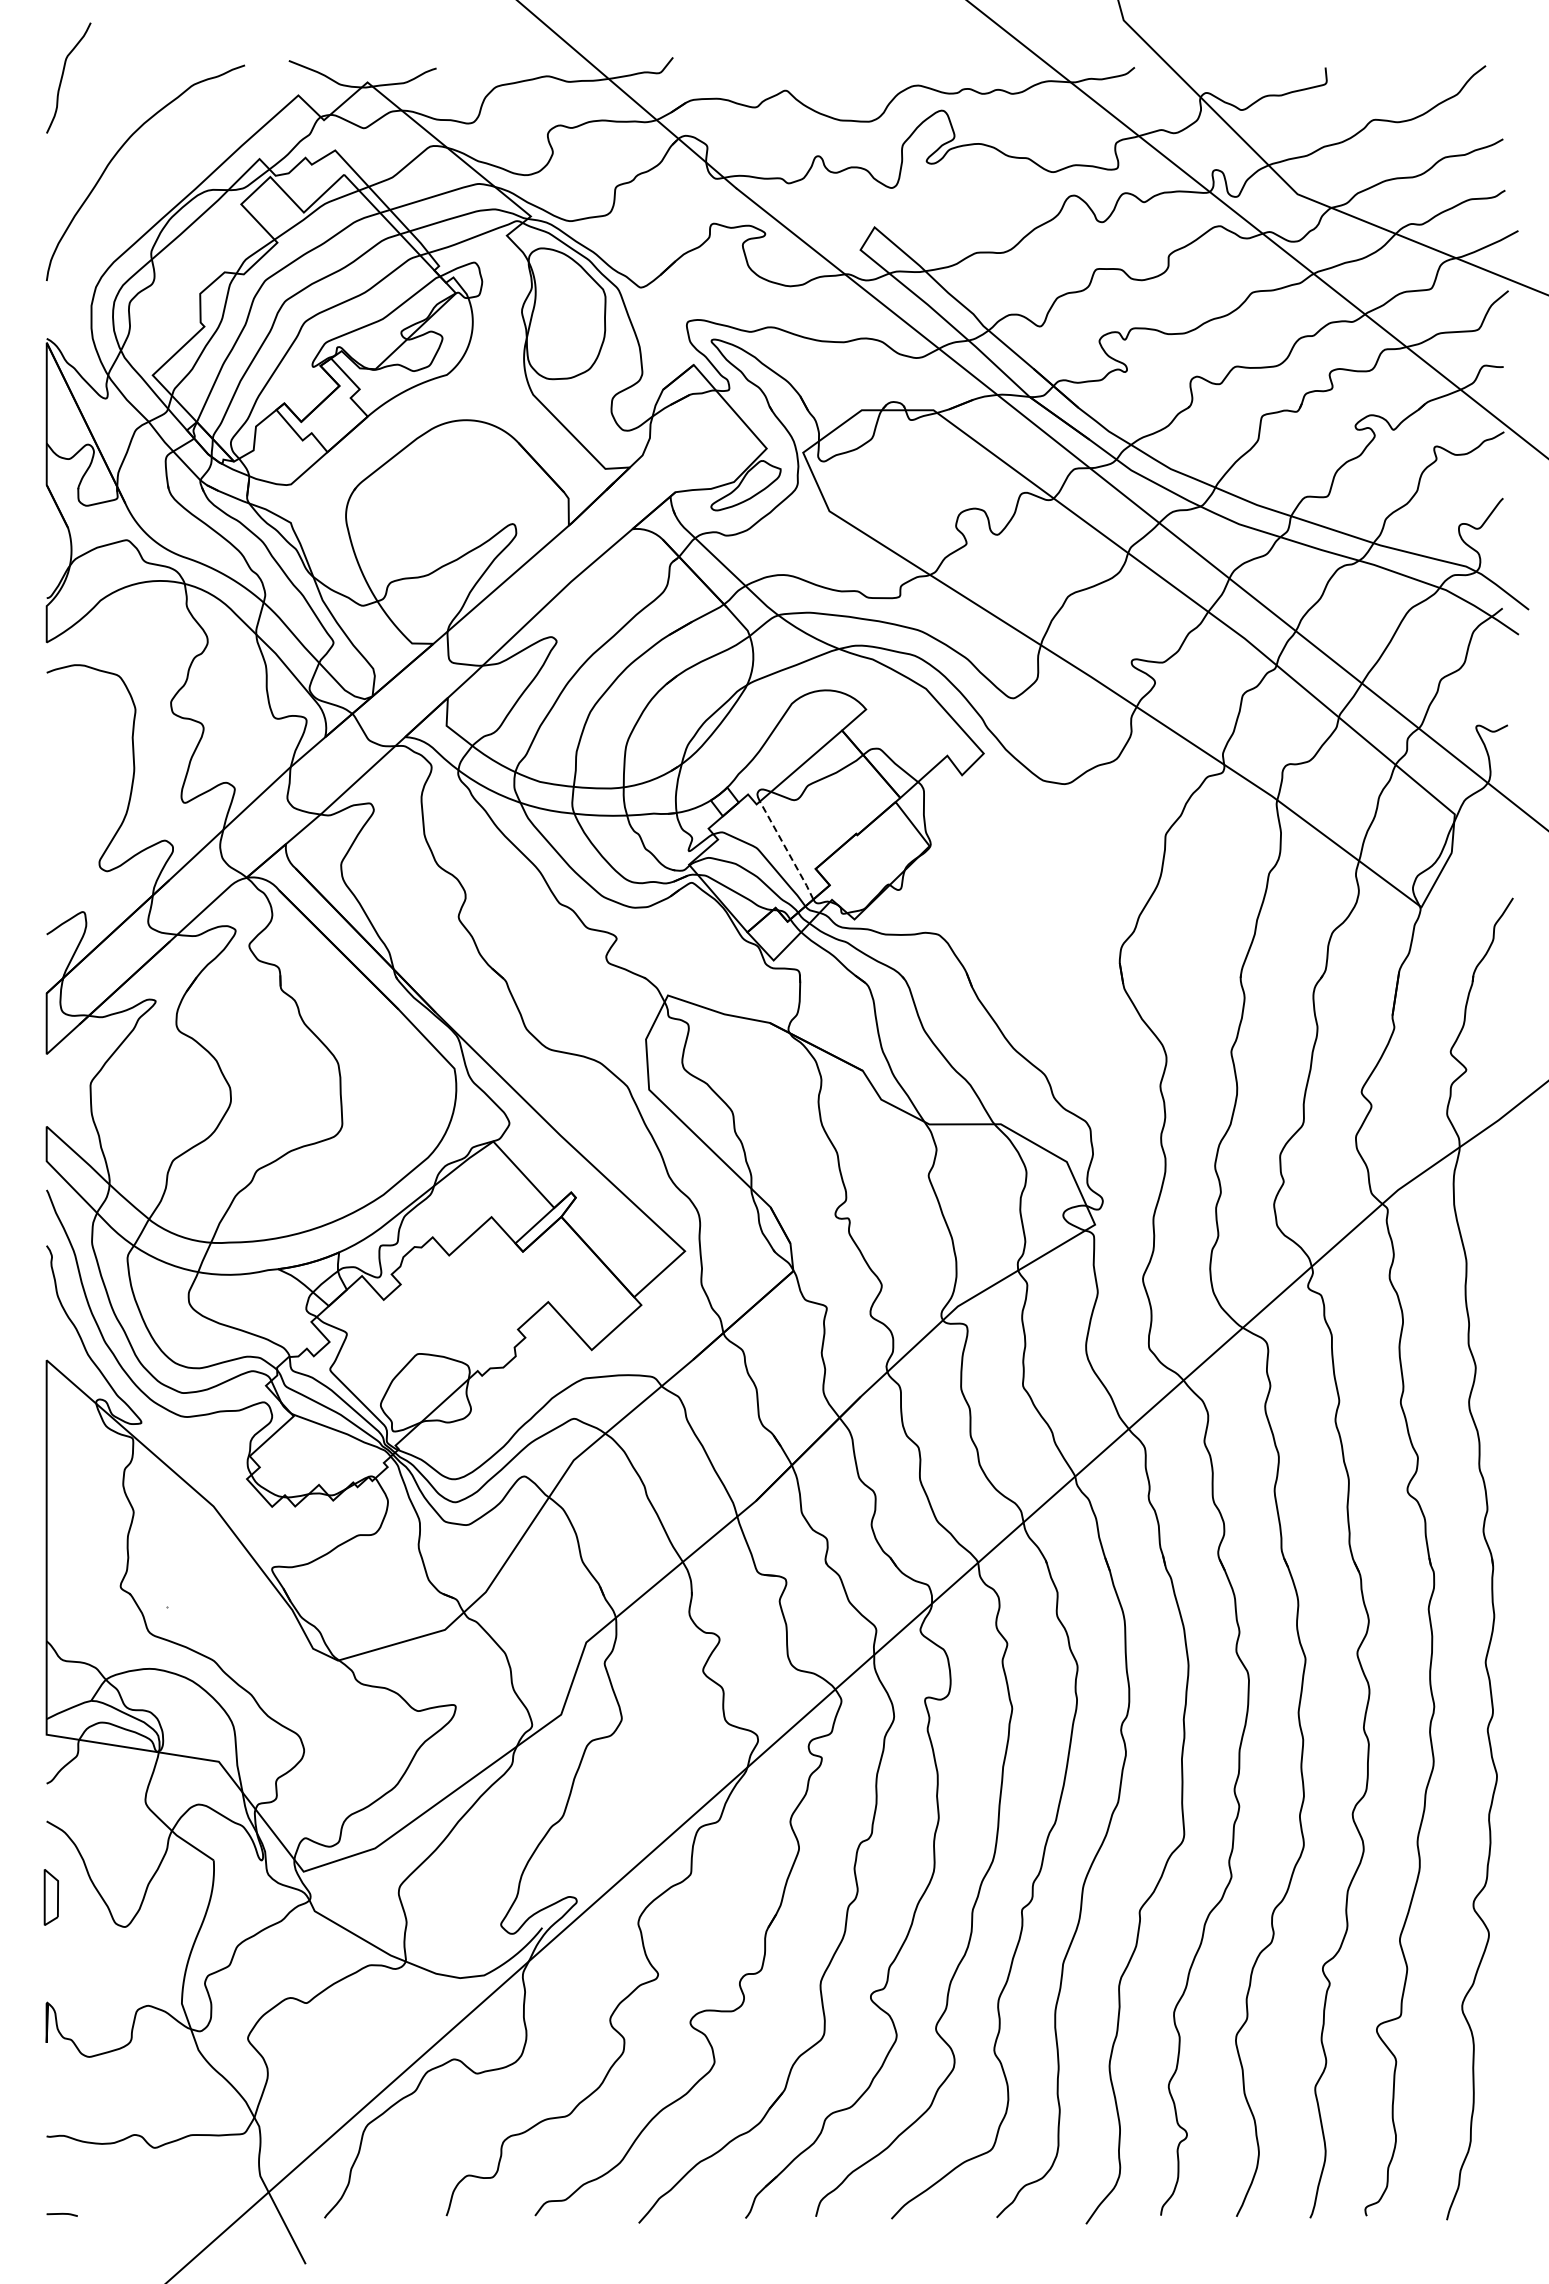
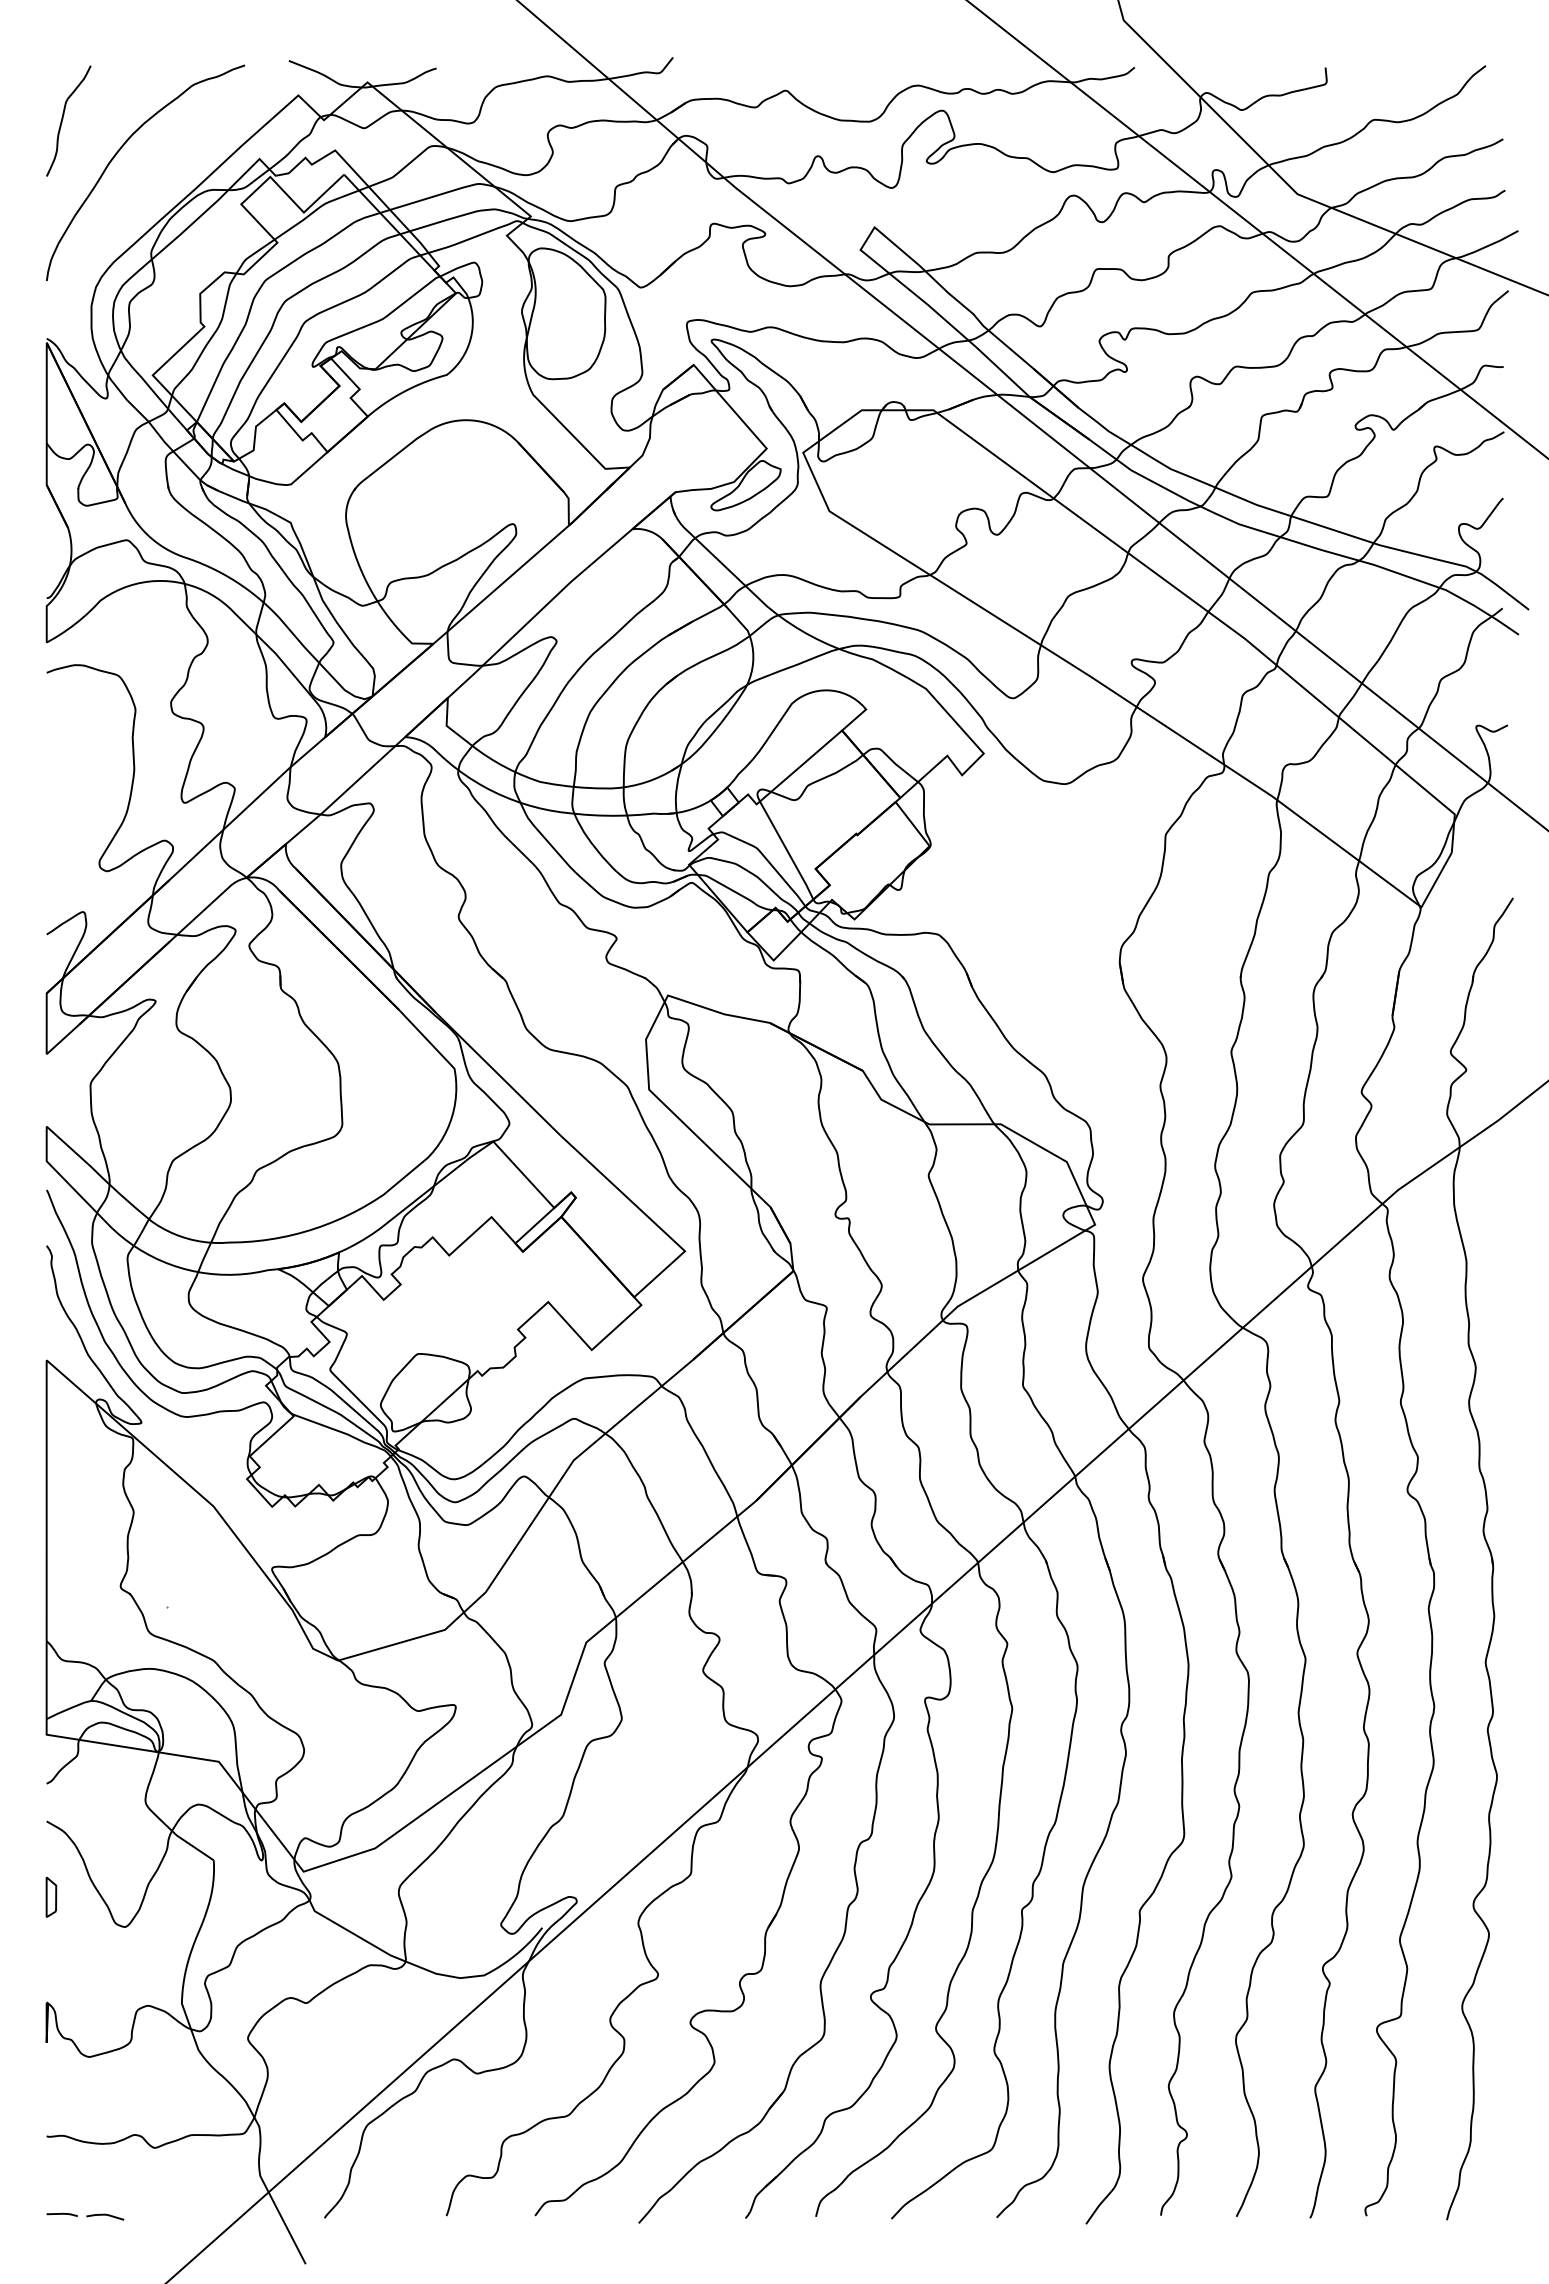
curve position: (63, 76) -> (63, 119) (63, 119)
line: dashed -> solid (787, 850)
part size: 16x57 px -> 13x42 px (51, 1896)
curve: none -> present (105, 2215)
